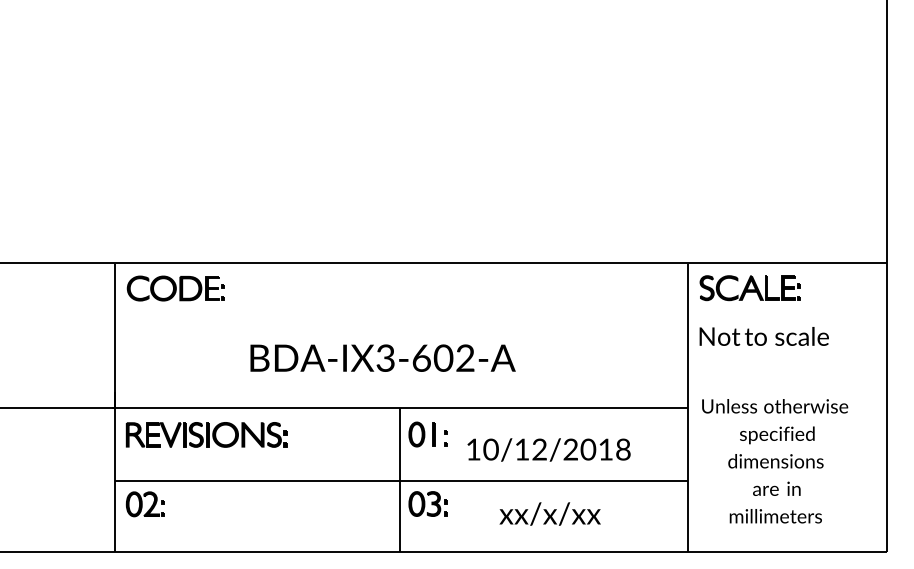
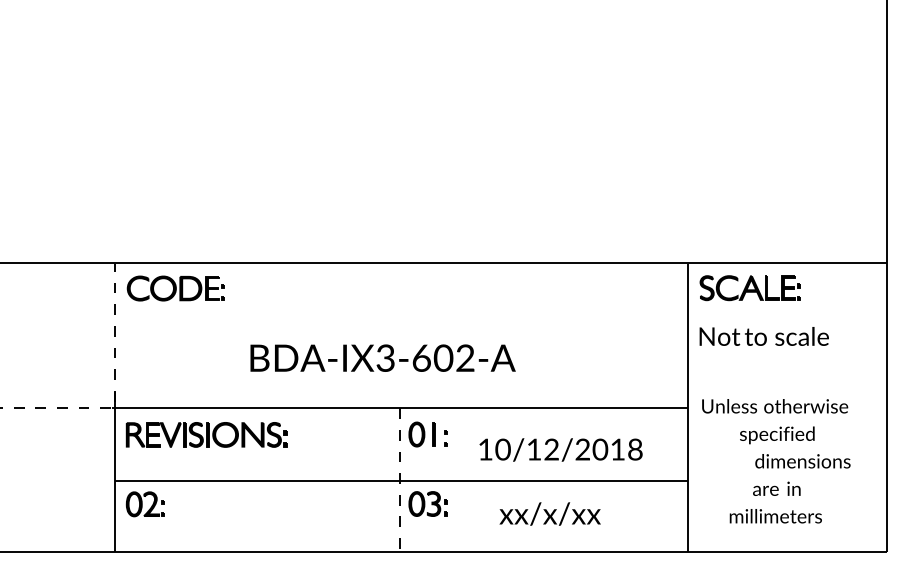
line: solid -> dashed (115, 393)
text position: (548, 449) -> (560, 449) (560, 449)
text position: (775, 461) -> (802, 461) (802, 461)
line: solid -> dashed (399, 480)
